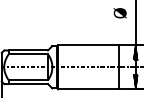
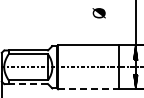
text position: (119, 13) -> (98, 13) (98, 13)
line: solid -> dashed (28, 84)
line: solid -> dashed (88, 89)
